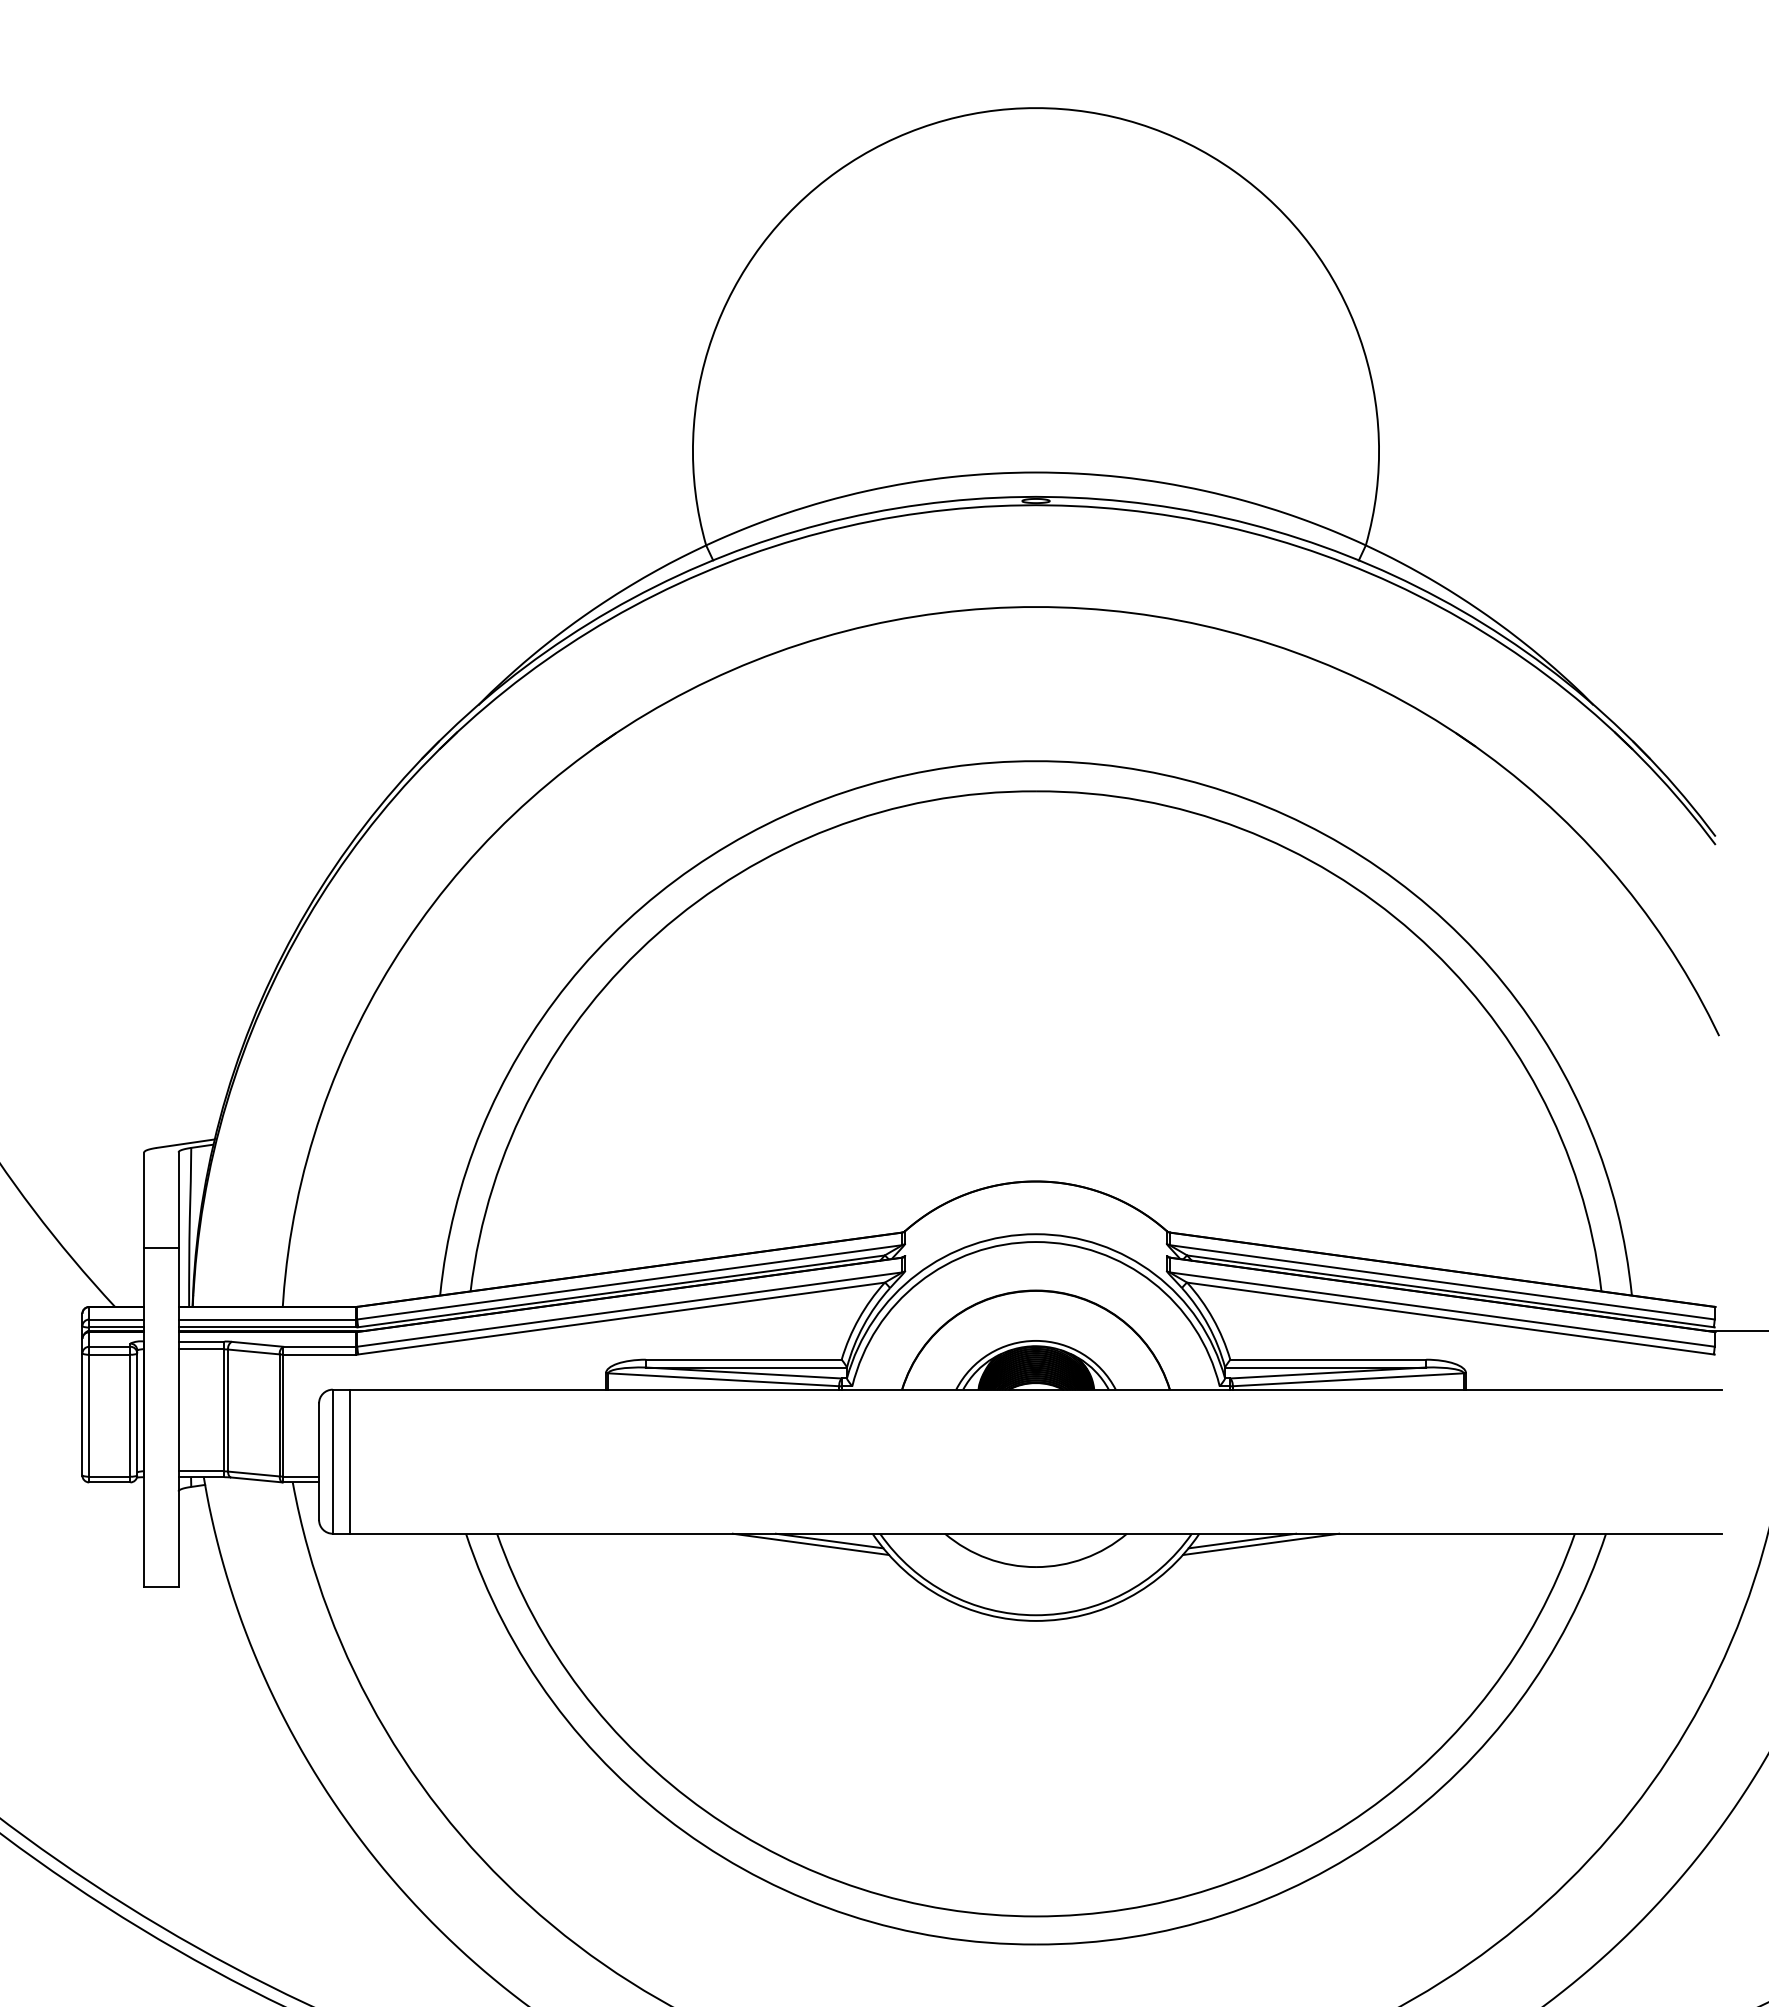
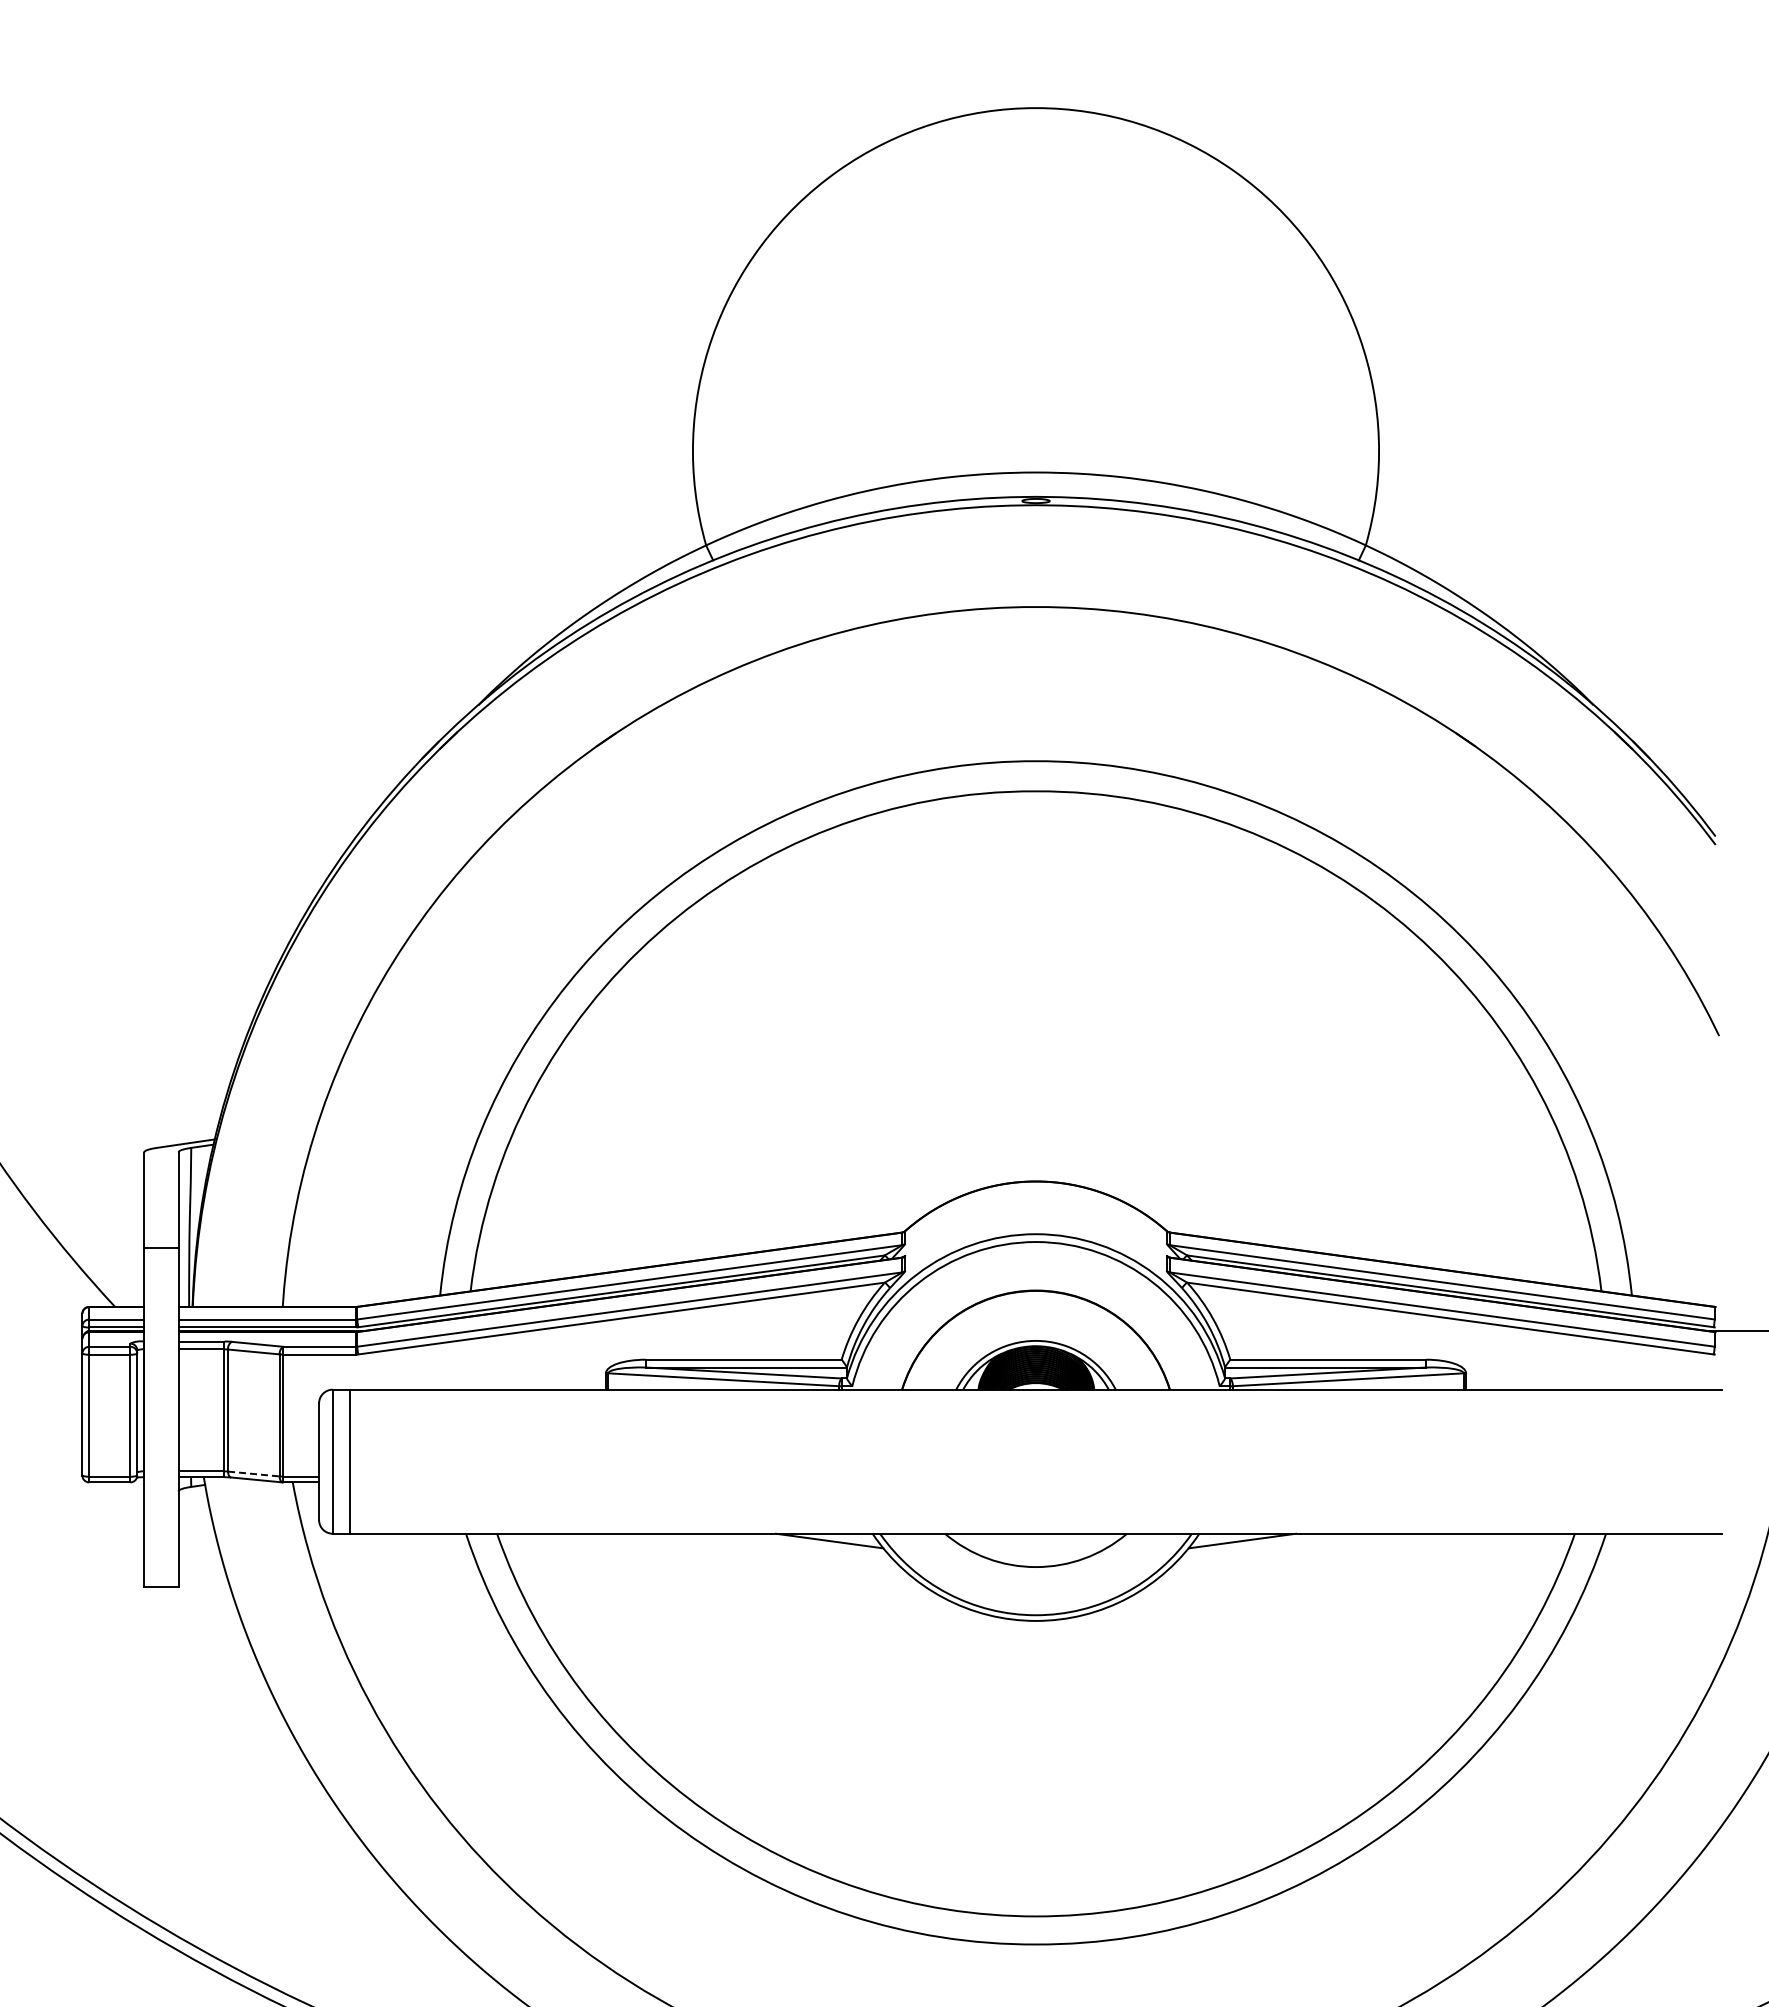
line: solid -> dashed (253, 1474)
line: present -> none (810, 1544)
line: present -> none (1261, 1544)
